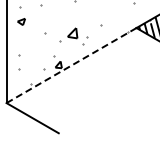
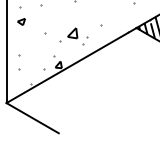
line: dashed -> solid (71, 65)
